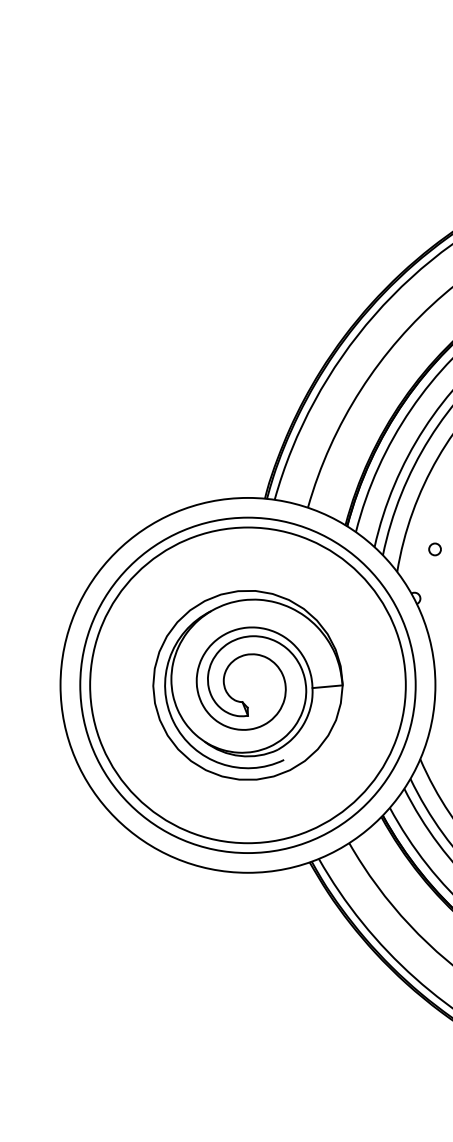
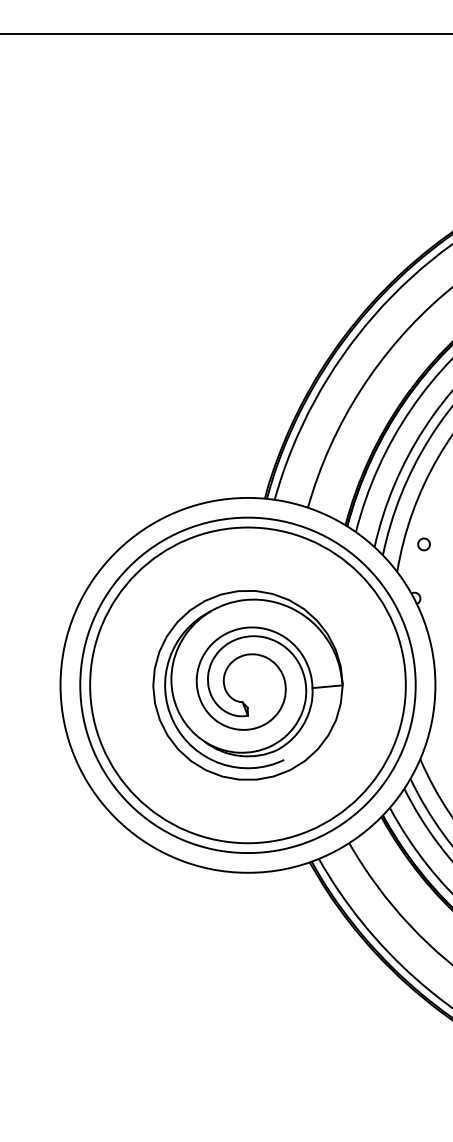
line: none -> present (225, 34)
circle position: (434, 549) -> (423, 544) (423, 544)
